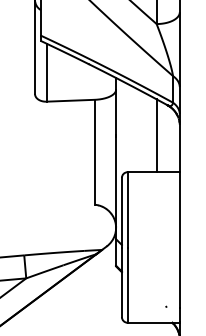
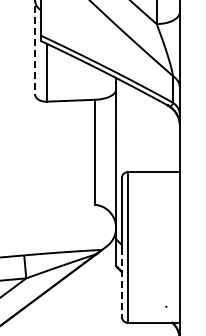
line: solid -> dashed (35, 47)
line: present -> none (156, 135)
line: solid -> dashed (121, 282)
